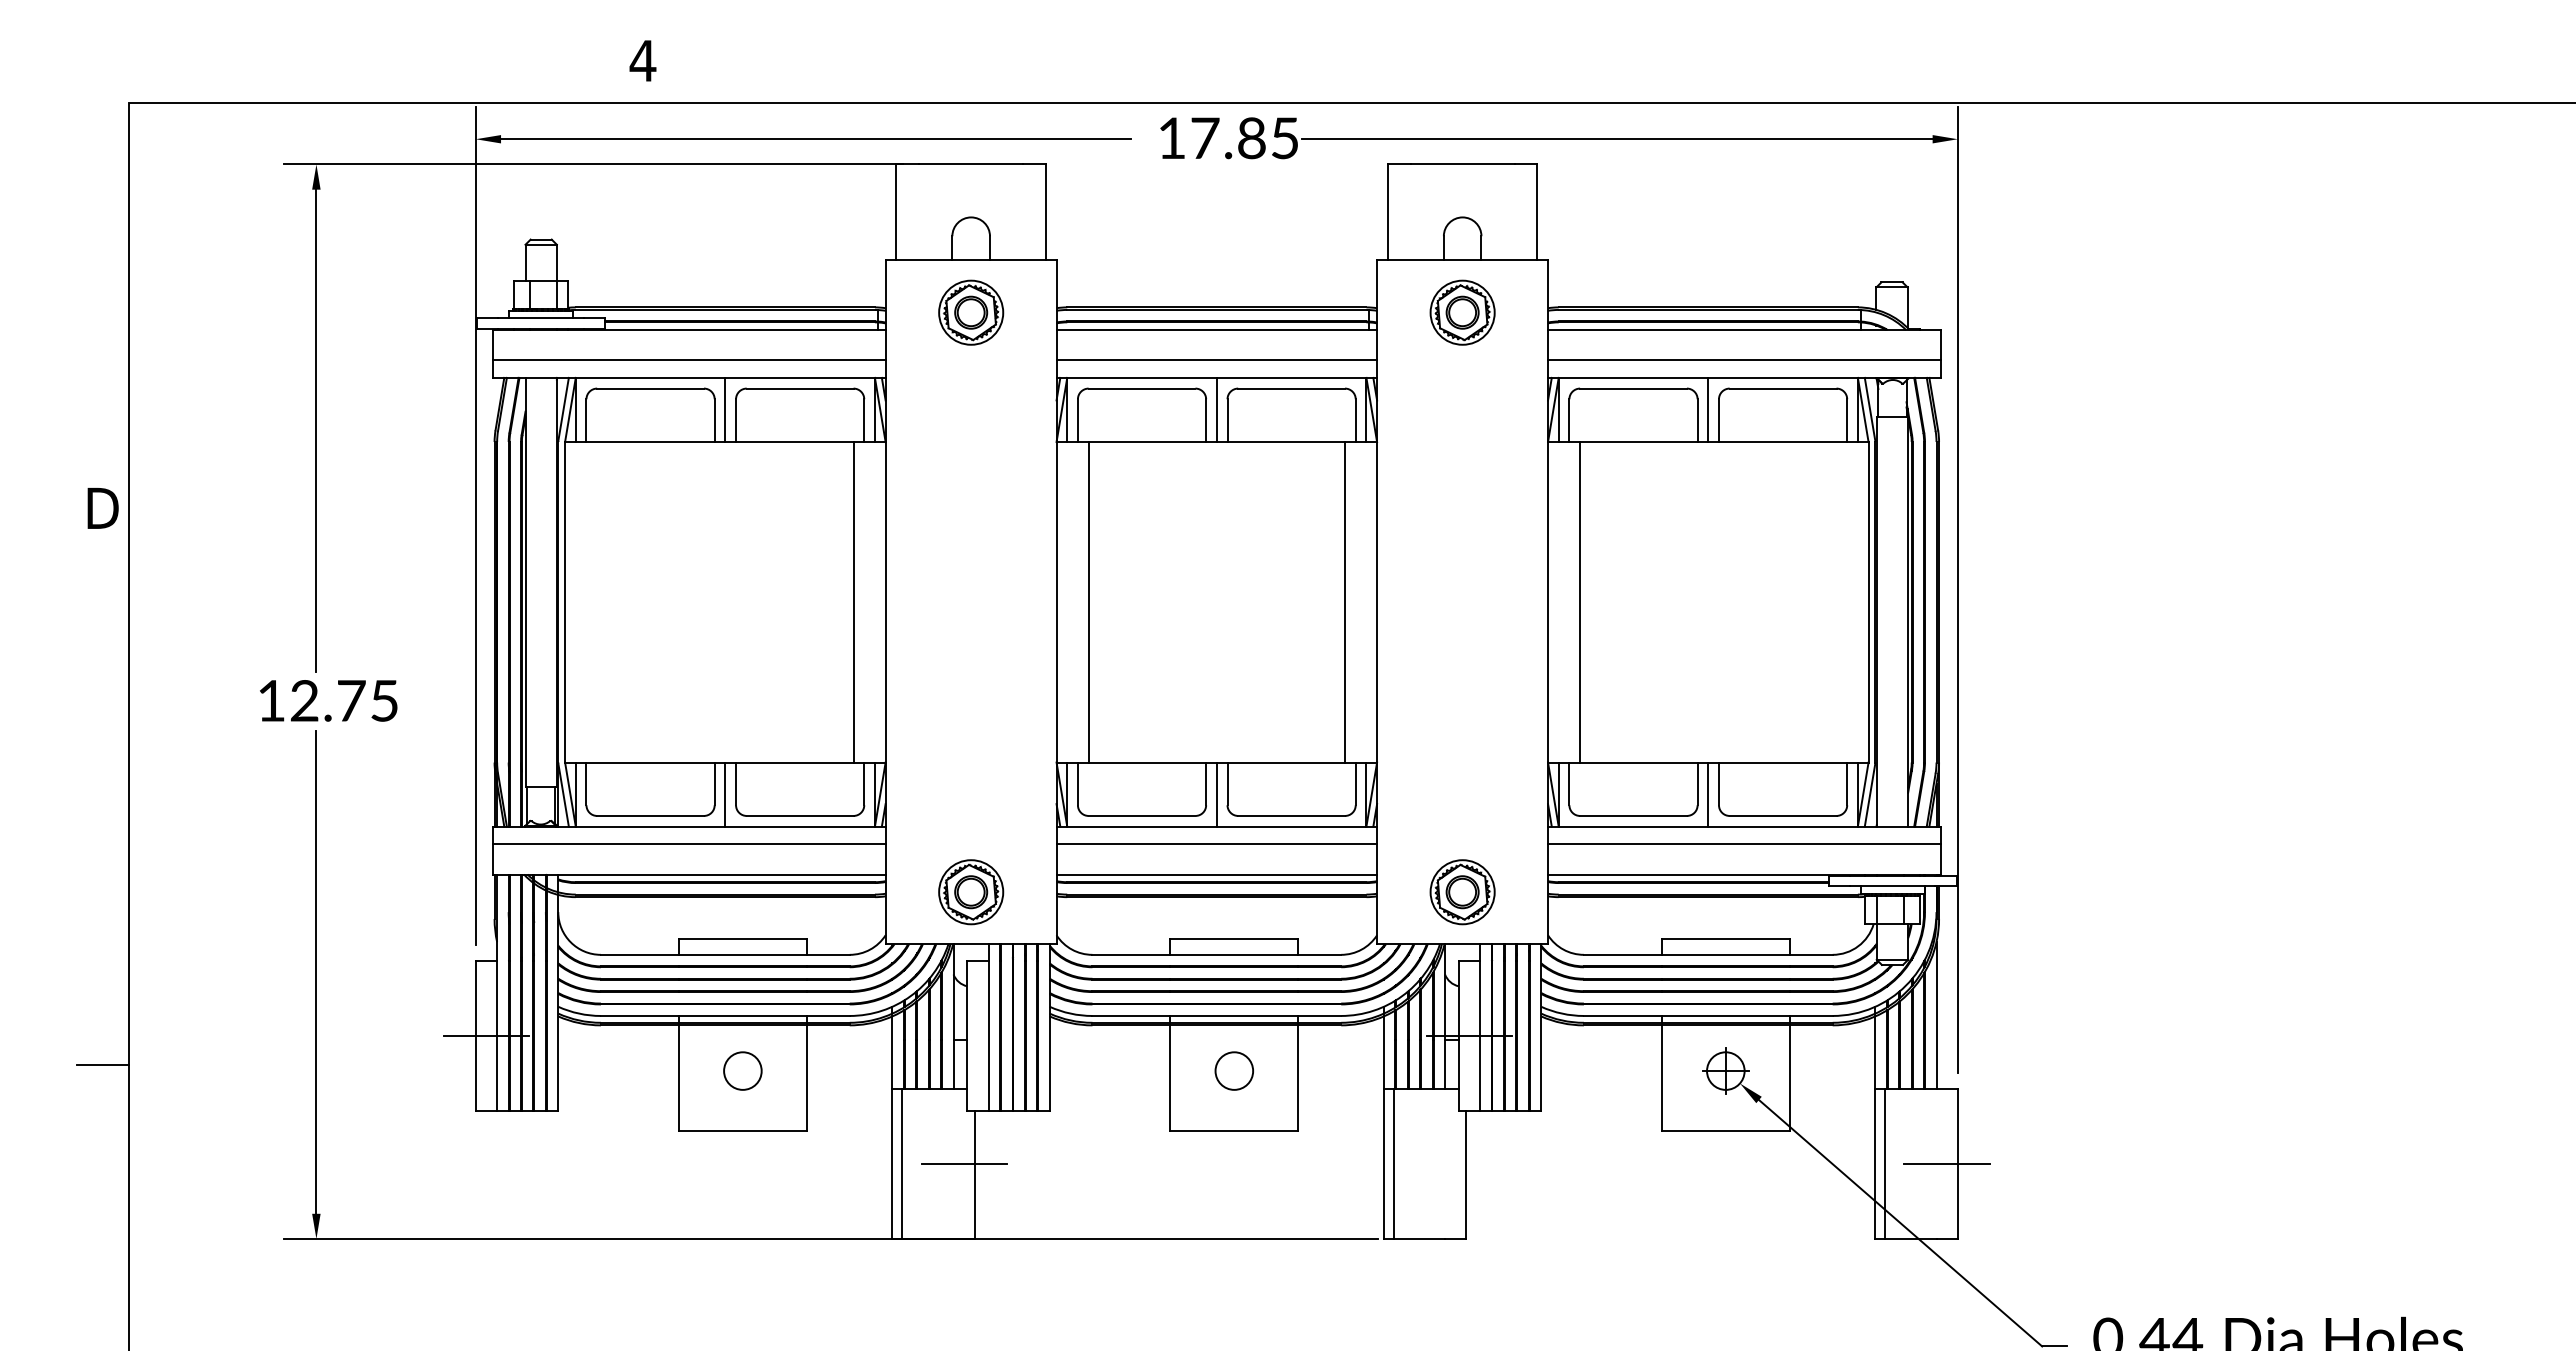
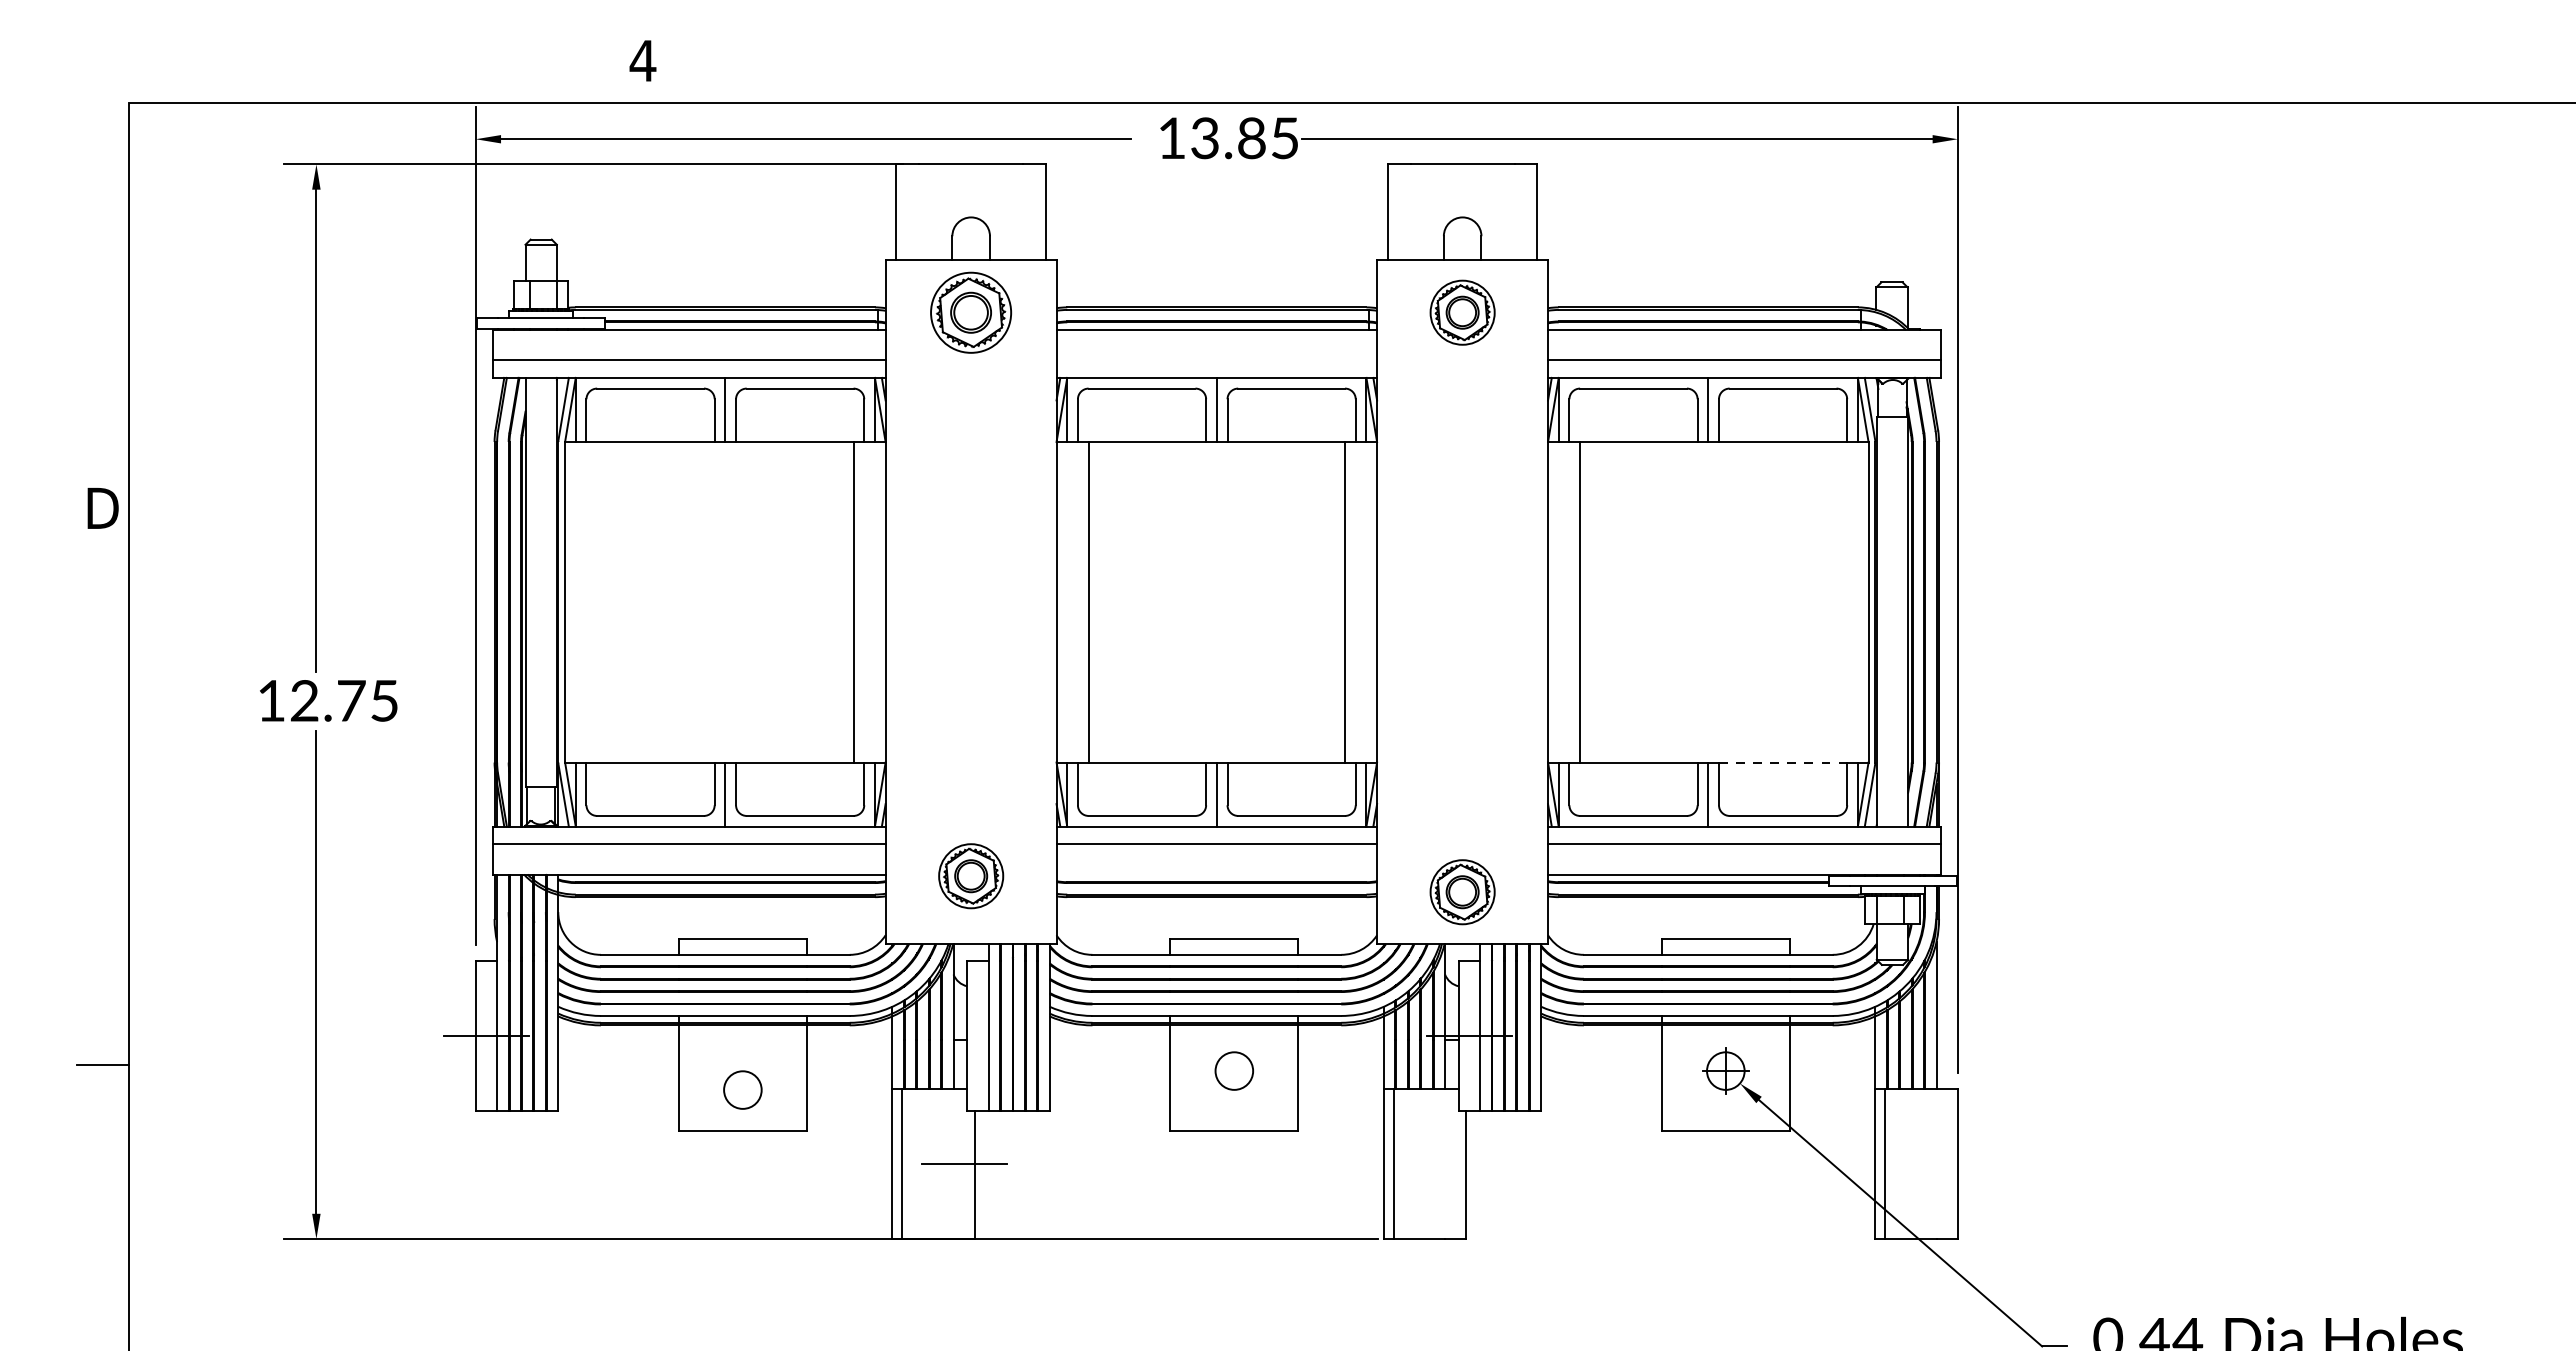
text: 17.85 -> 13.85 (1205, 138)
part size: 67x67 px -> 83x83 px (971, 312)
line: present -> none (1216, 360)
line: solid -> dashed (1782, 762)
line: present -> none (1216, 874)
part position: (971, 892) -> (971, 876) (971, 876)
circle position: (742, 1070) -> (742, 1089) (742, 1089)
line: present -> none (1946, 1164)
